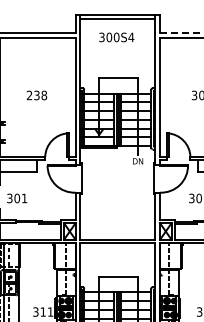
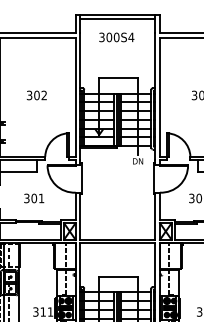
line: dashed -> solid (181, 33)
text: 238 -> 302 (37, 95)
text position: (17, 198) -> (34, 198) (34, 198)
